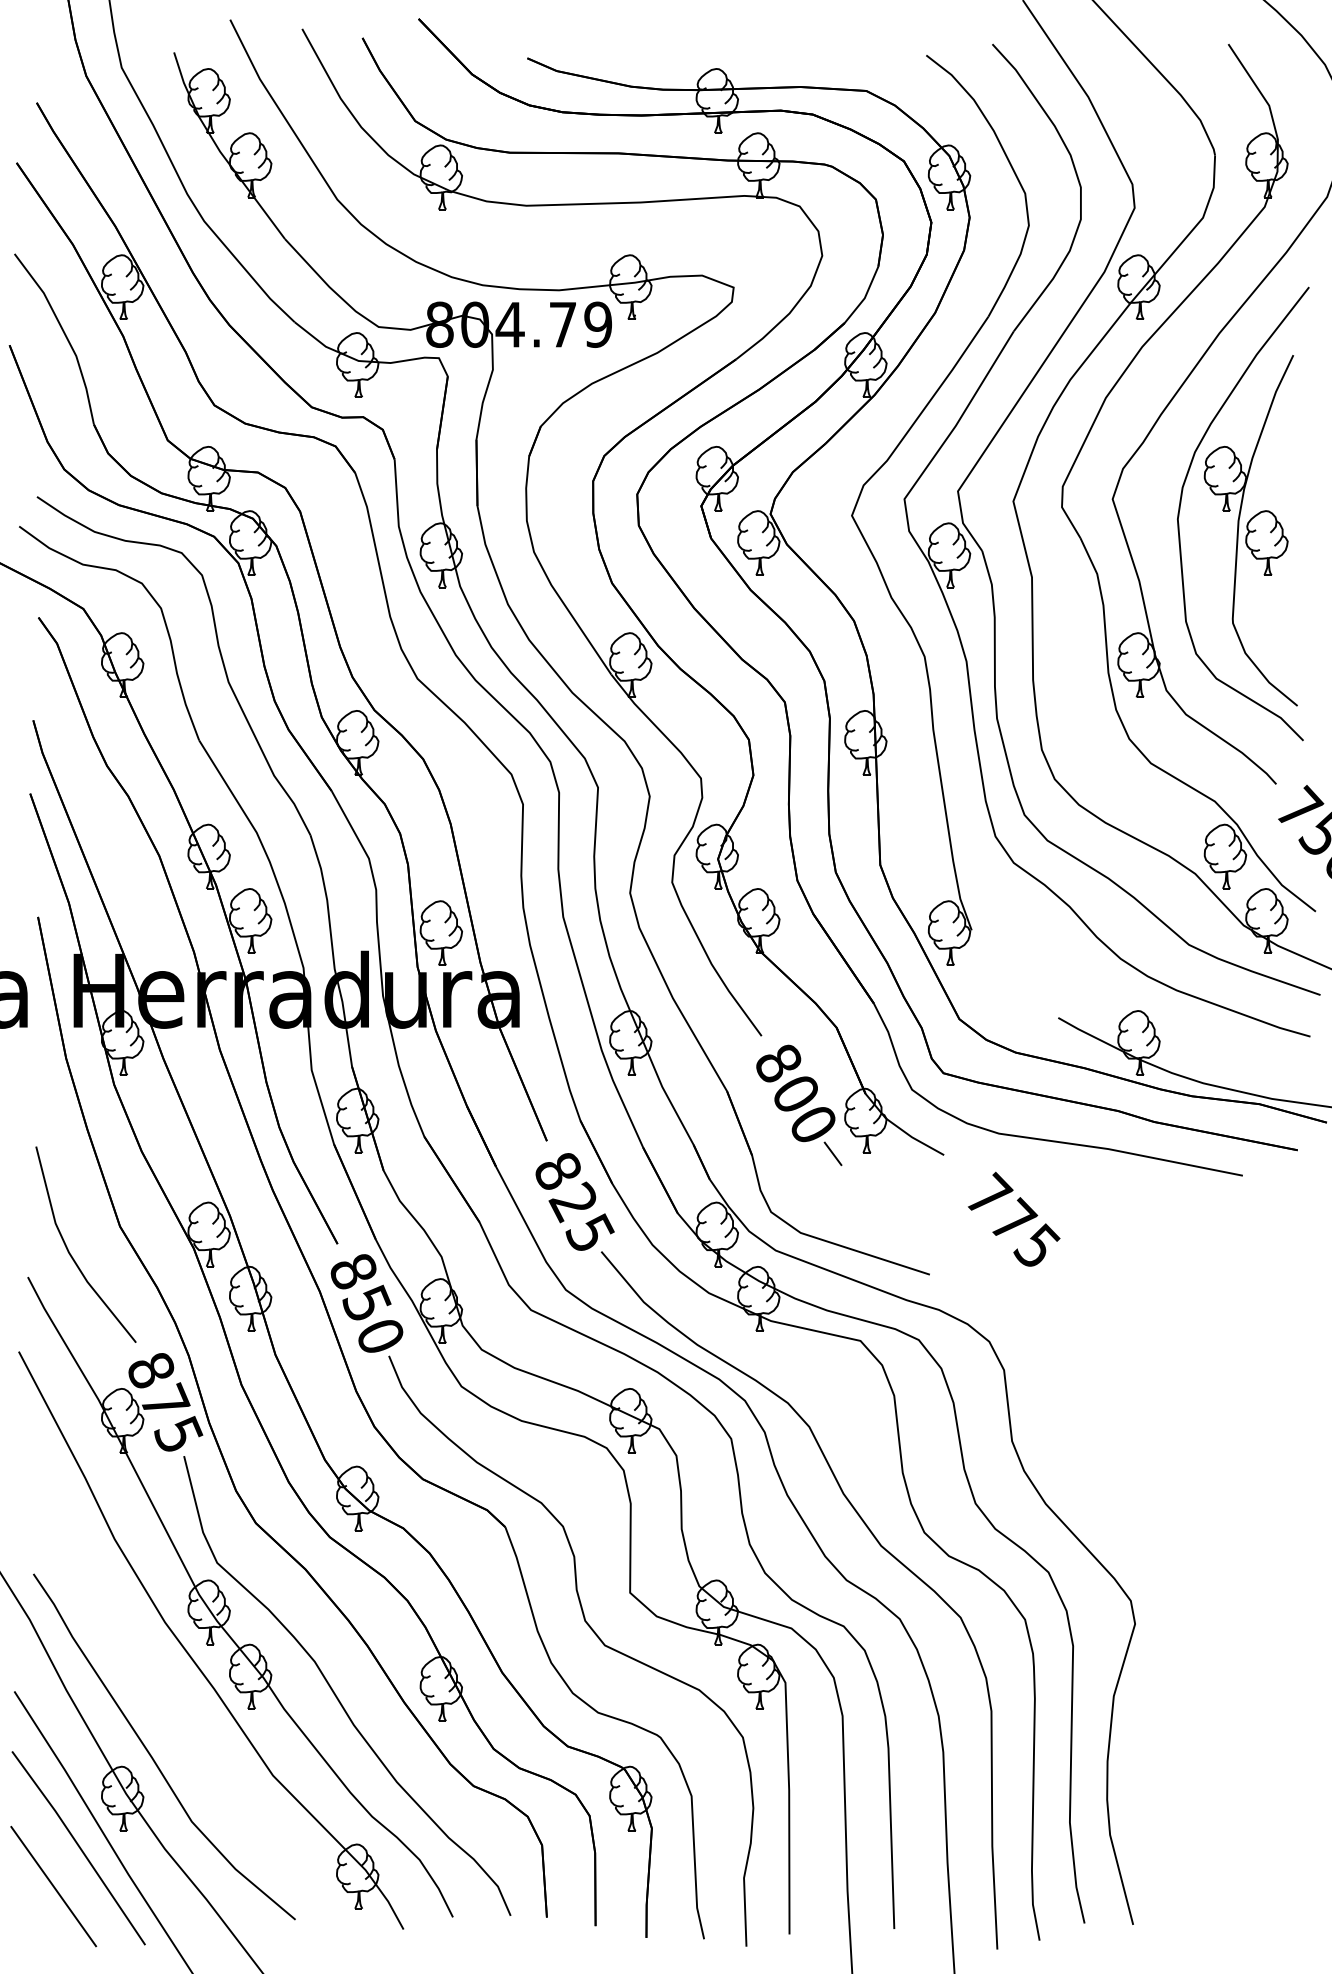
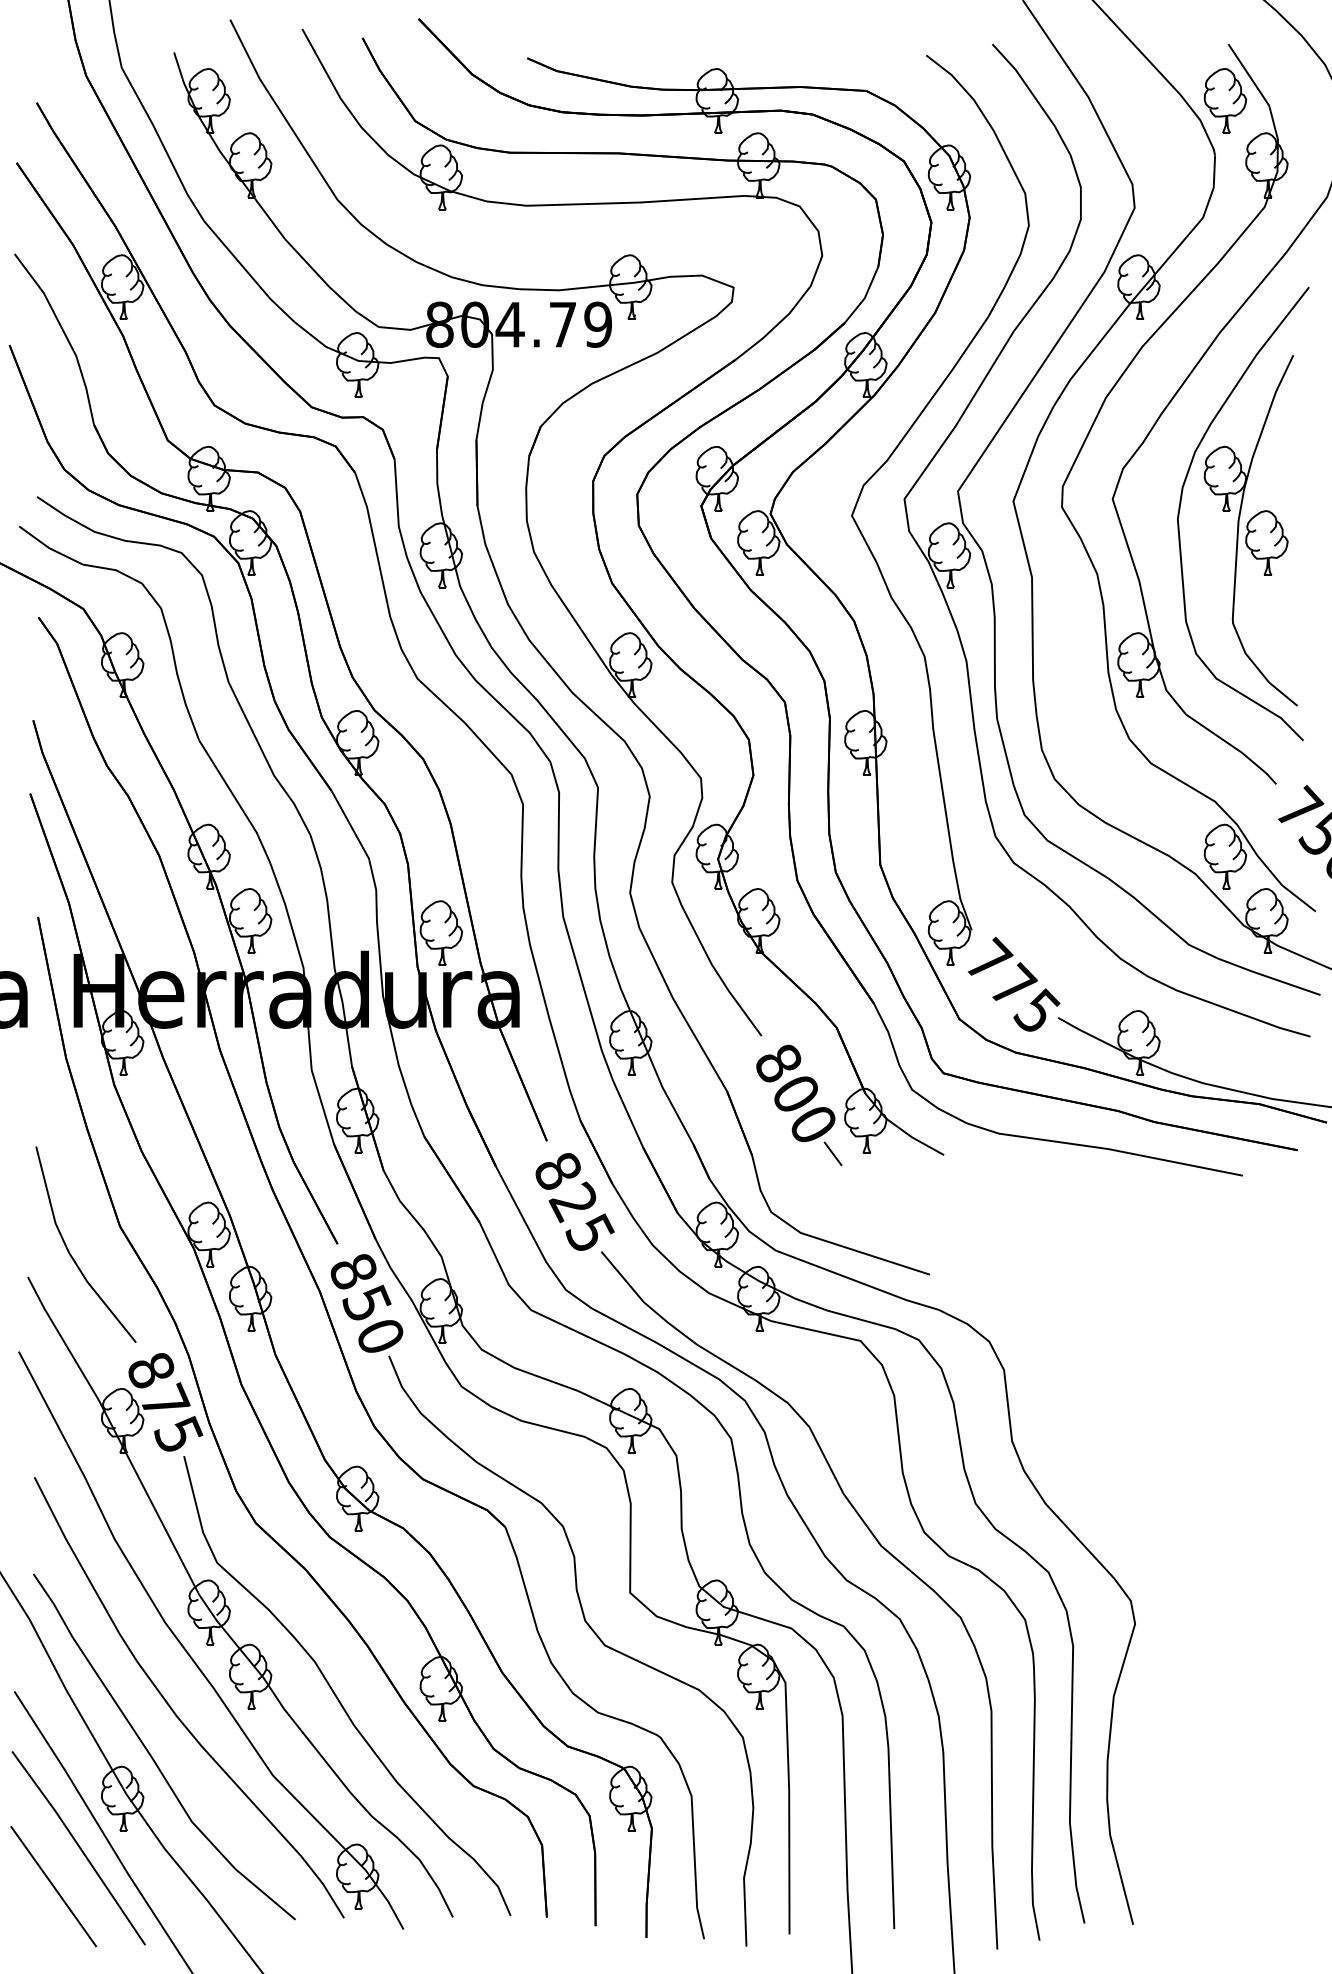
part: none -> present (1225, 100)
text position: (1014, 1218) -> (1014, 983) (1014, 983)
curve: none -> present (173, 1709)
